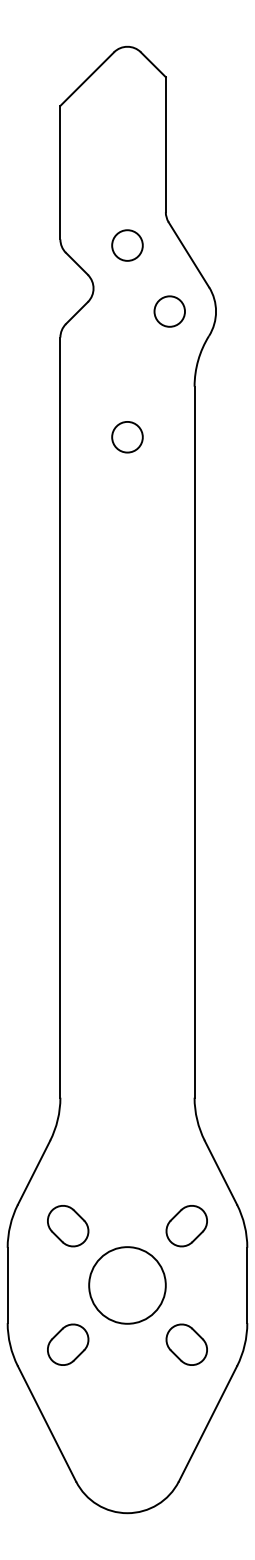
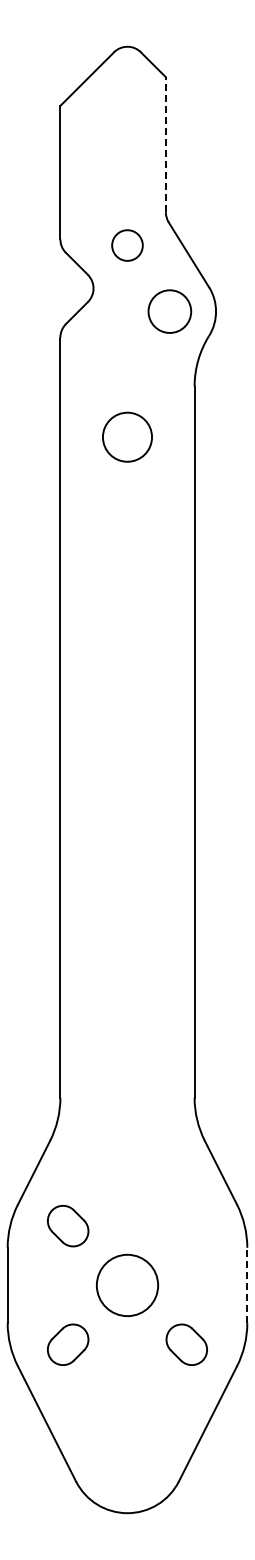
line: solid -> dashed (165, 144)
circle size: 33x33 px -> 46x45 px (169, 311)
circle diameter: 31 px -> 49 px (127, 436)
part: present -> none (186, 1226)
circle diameter: 77 px -> 61 px (127, 1285)
line: solid -> dashed (247, 1285)
